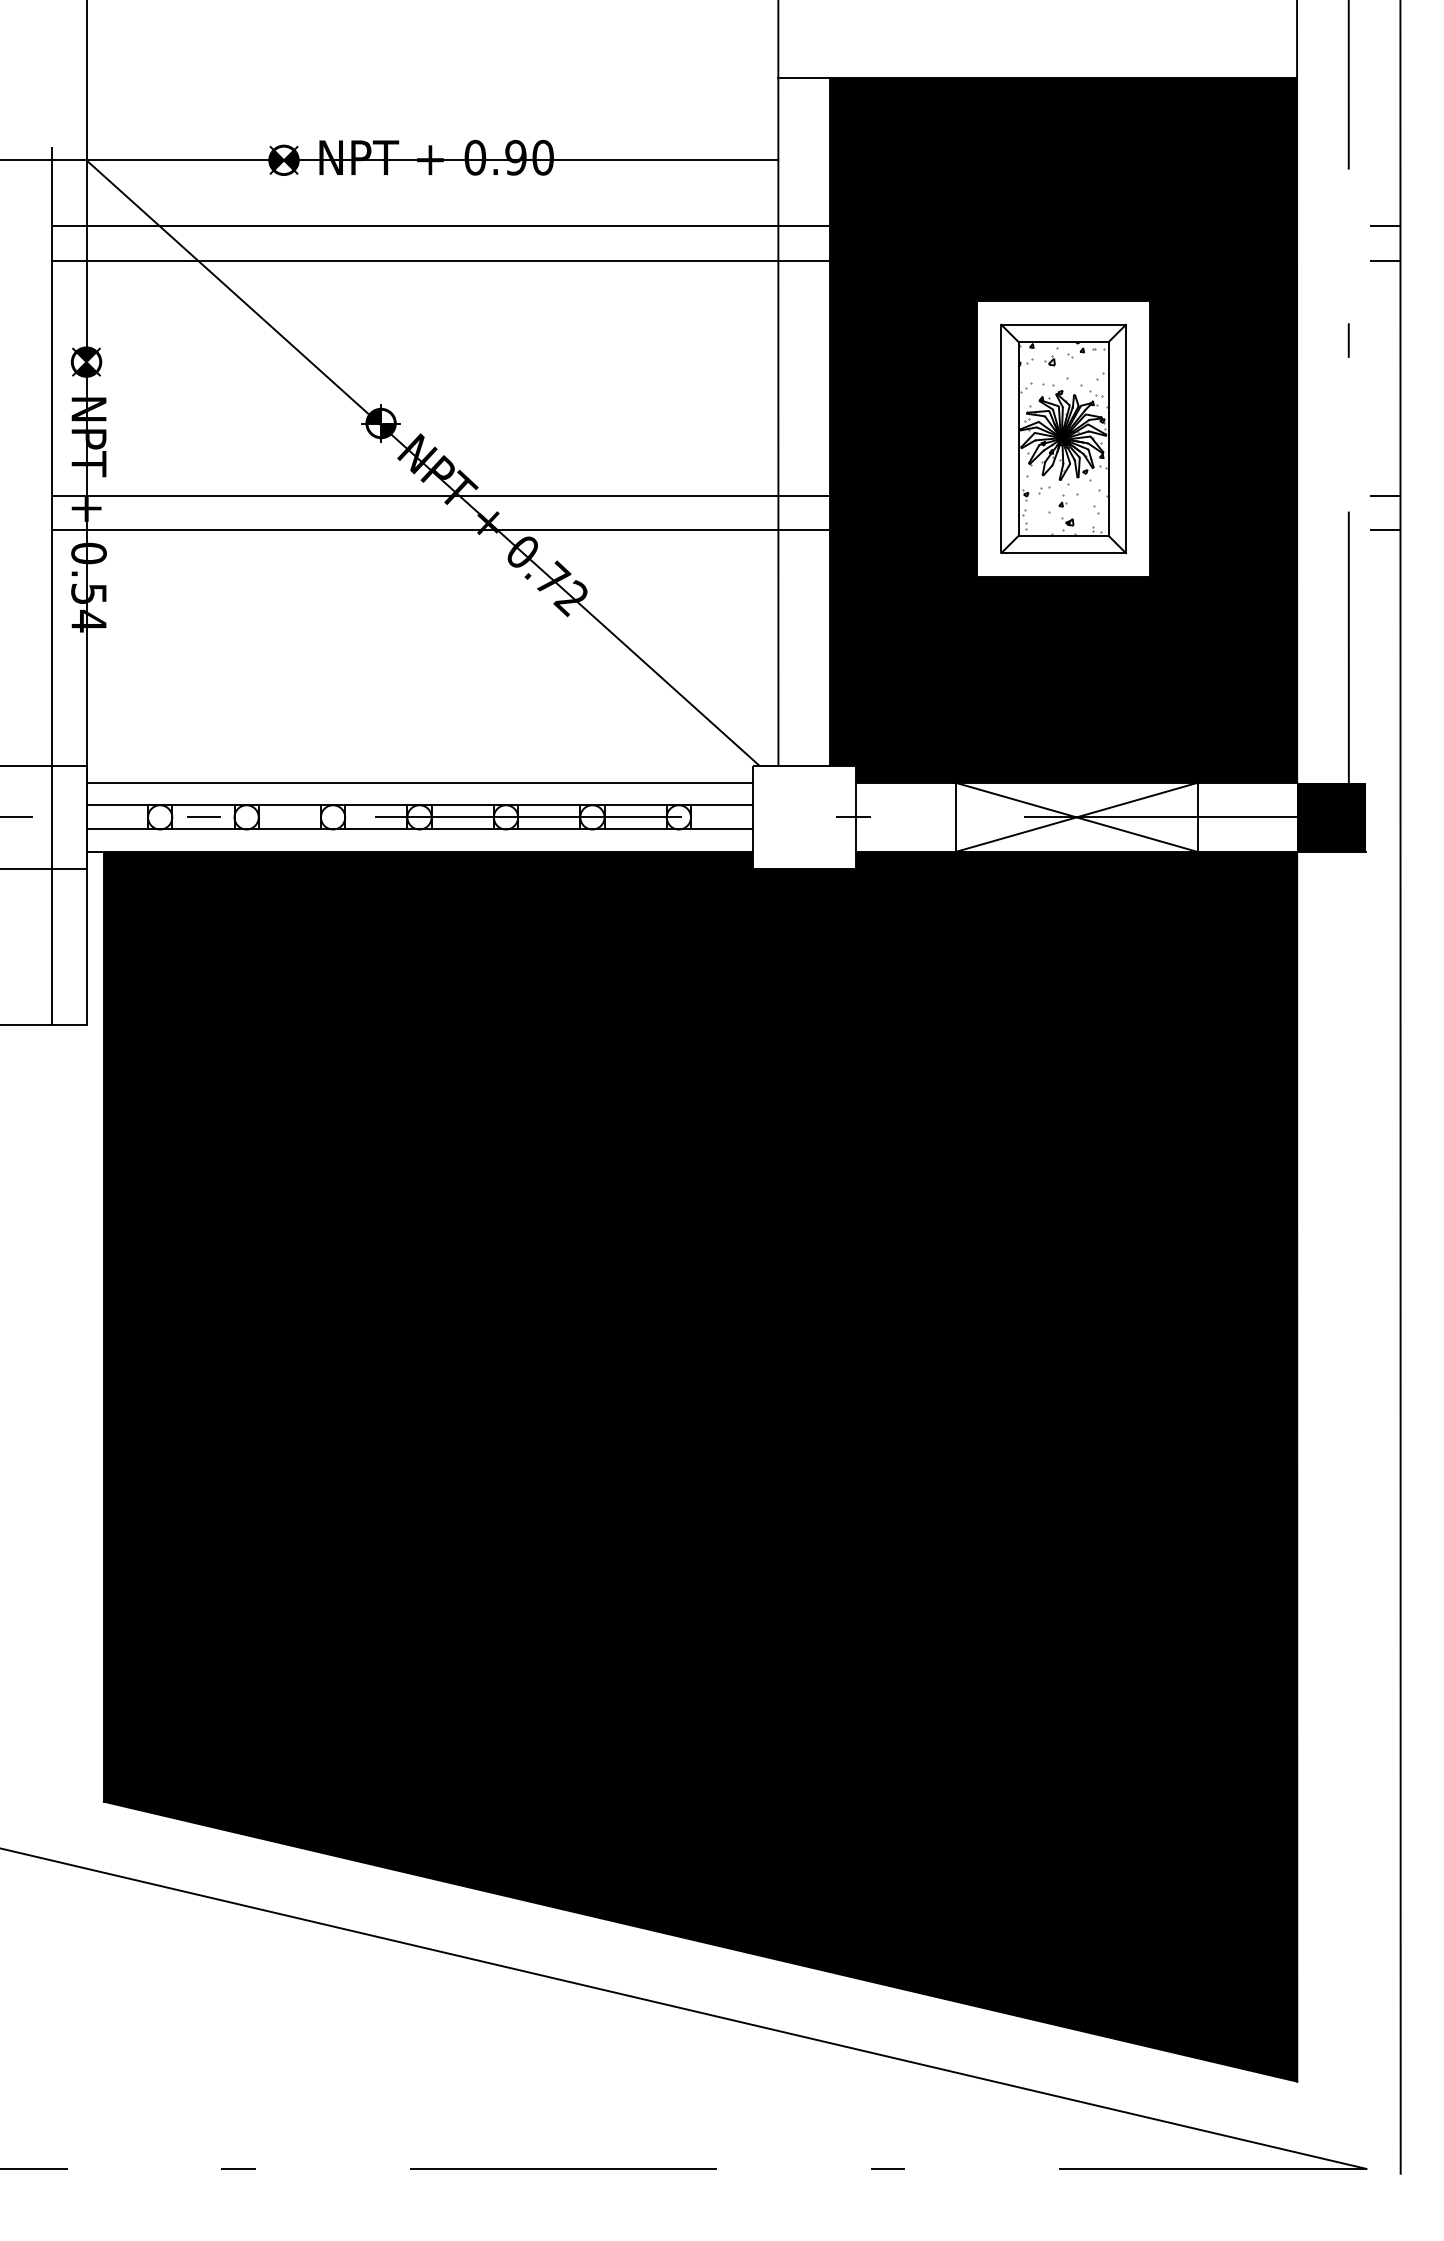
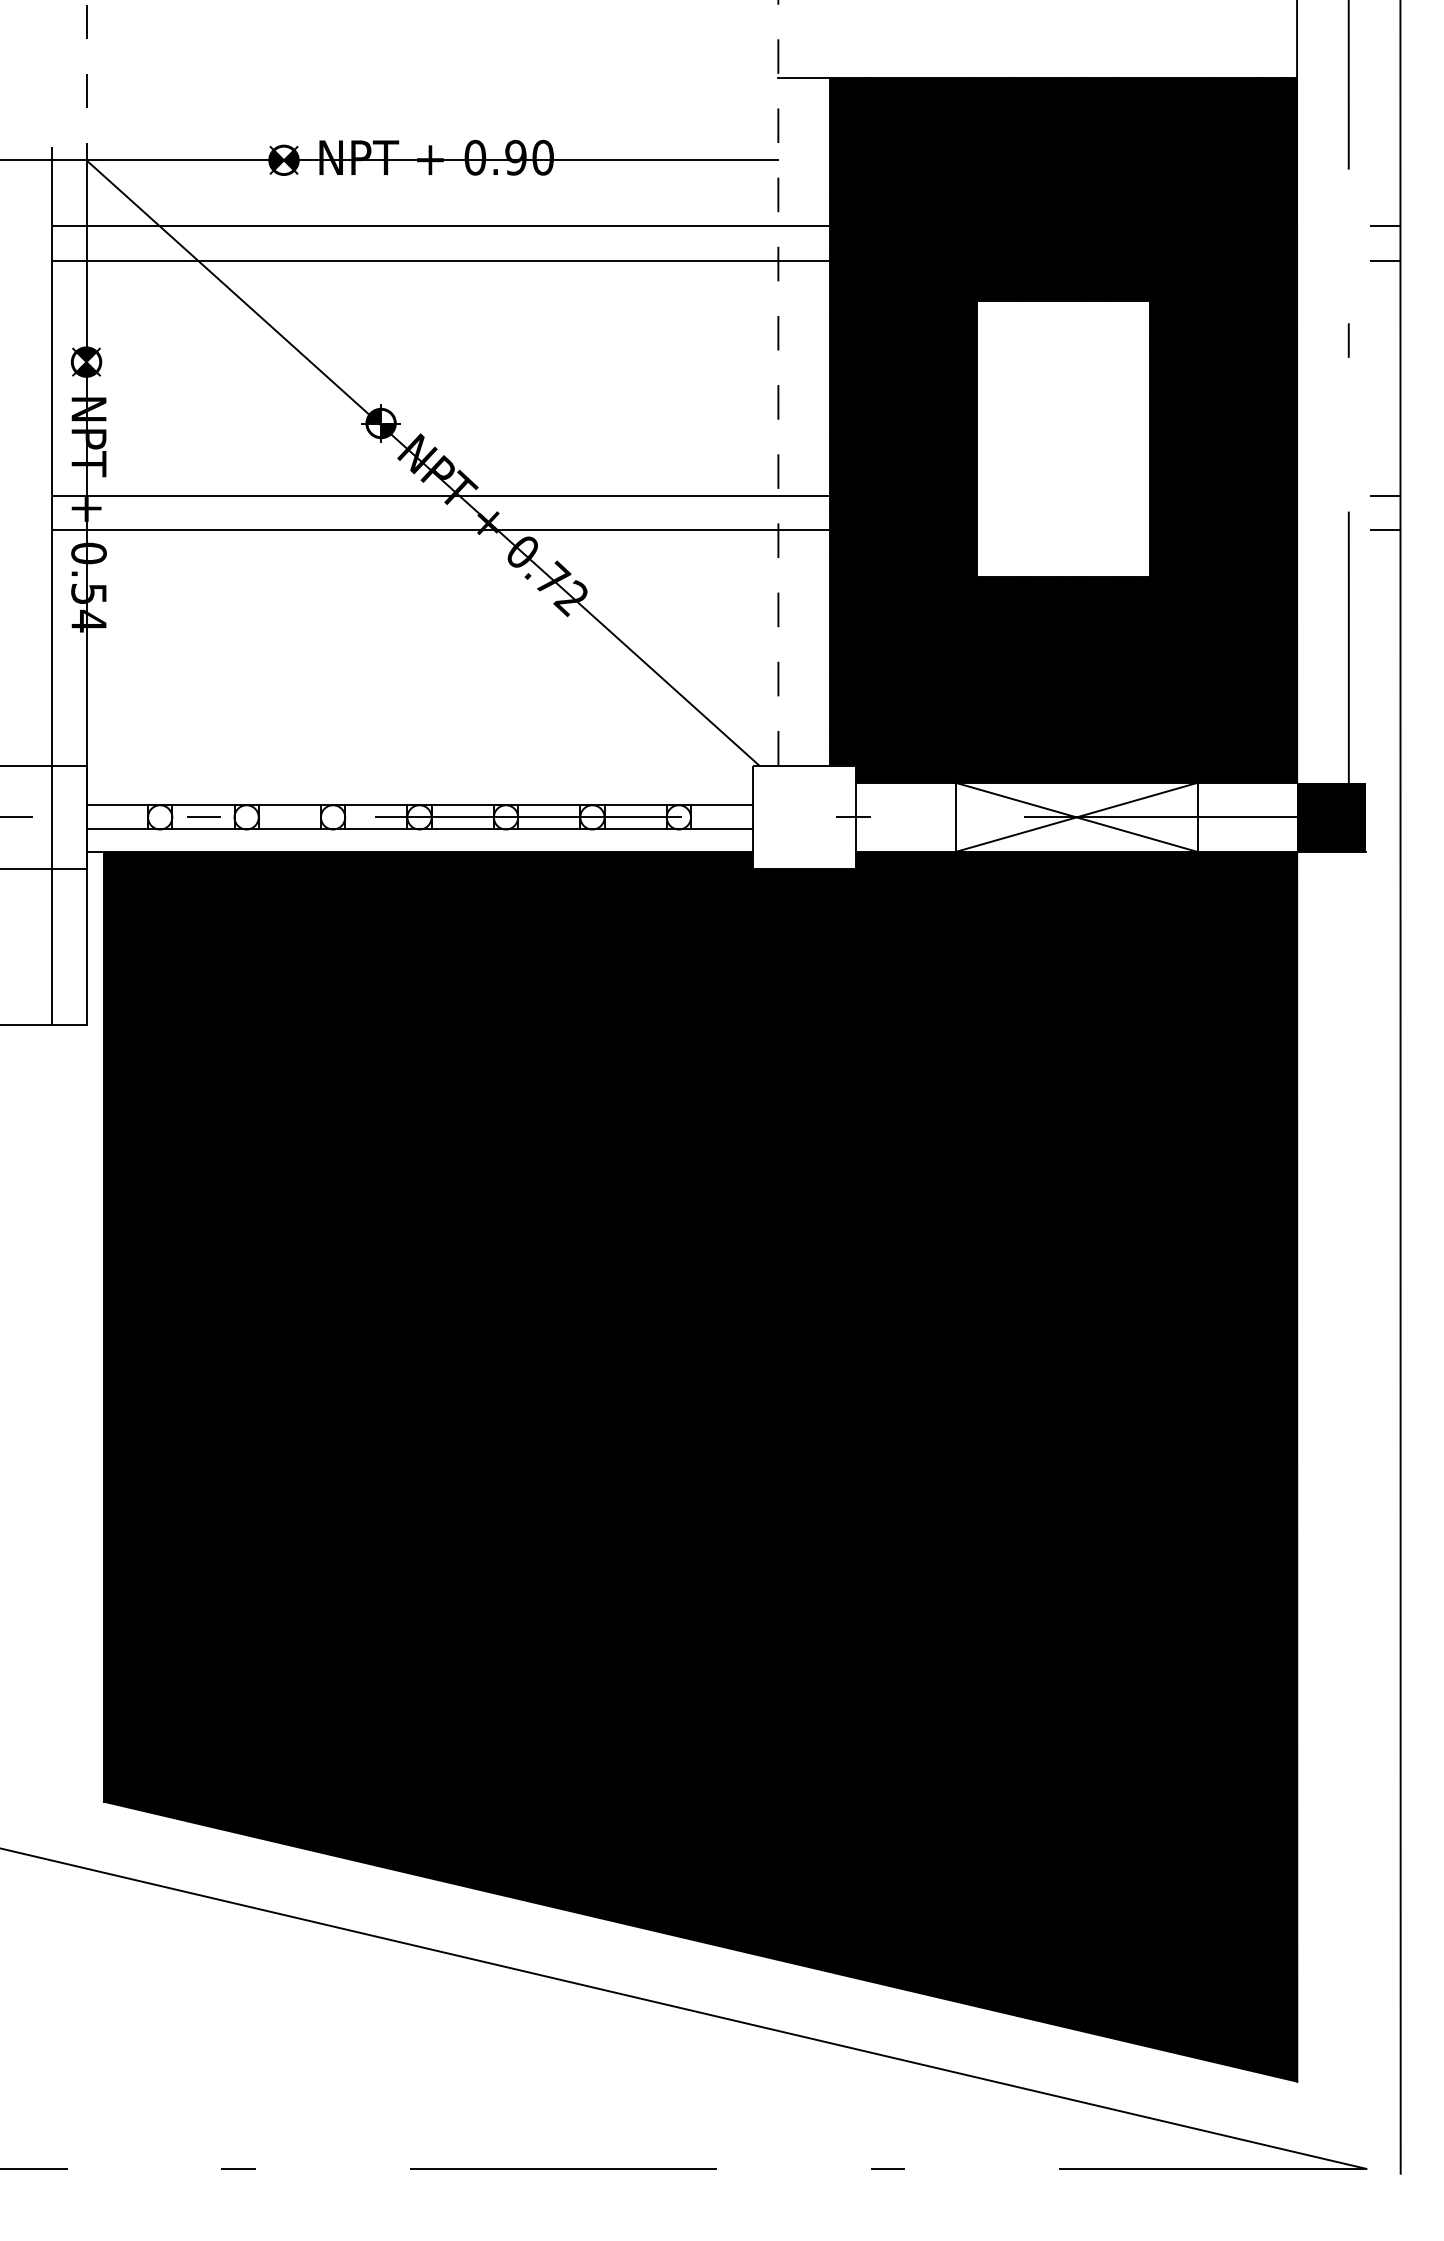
line: solid -> dashed (86, 80)
line: solid -> dashed (778, 382)
part: present -> none (1063, 438)
line: present -> none (419, 782)
